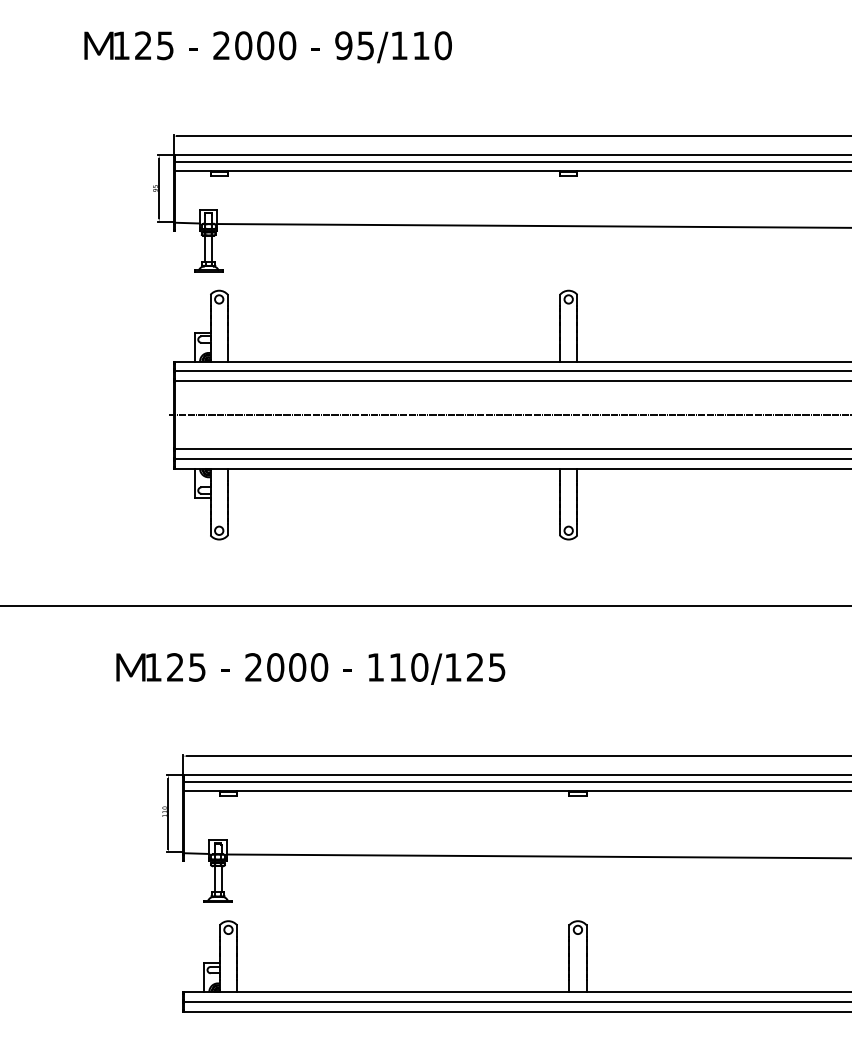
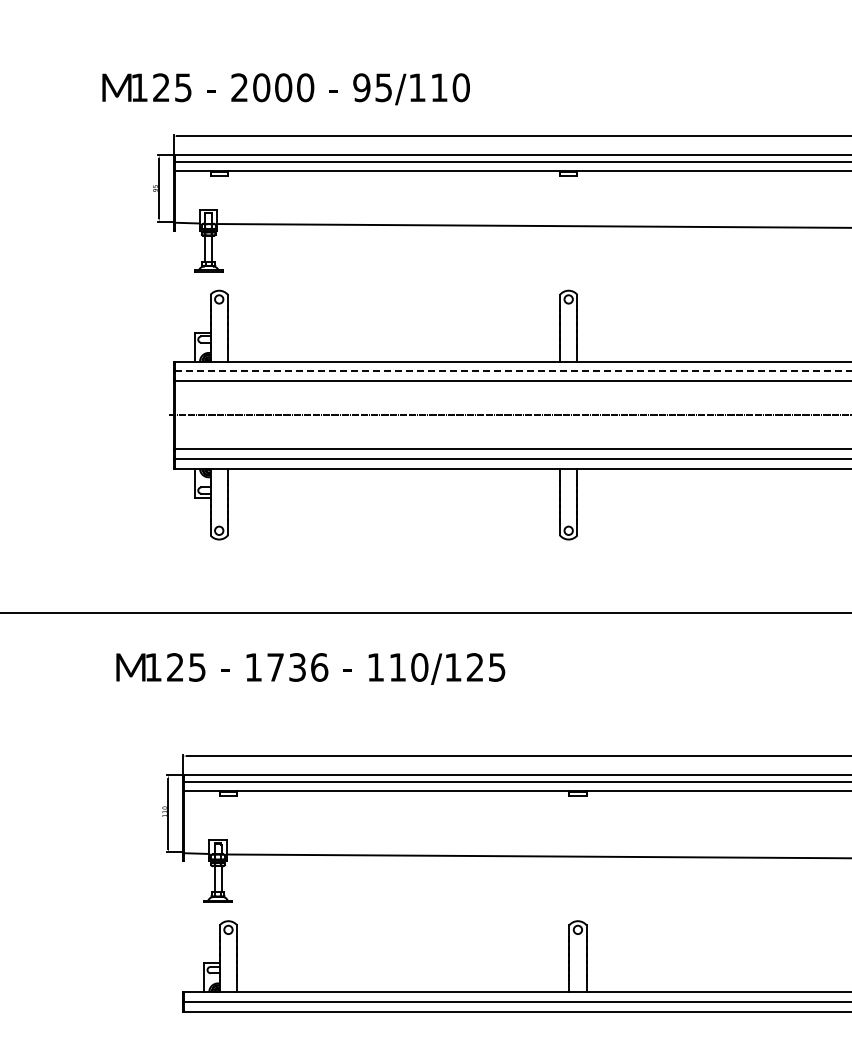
text position: (267, 47) -> (285, 89) (285, 89)
line: solid -> dashed (513, 371)
line position: (425, 605) -> (425, 612) (425, 612)
text: 2000 -> 1736 (286, 667)
